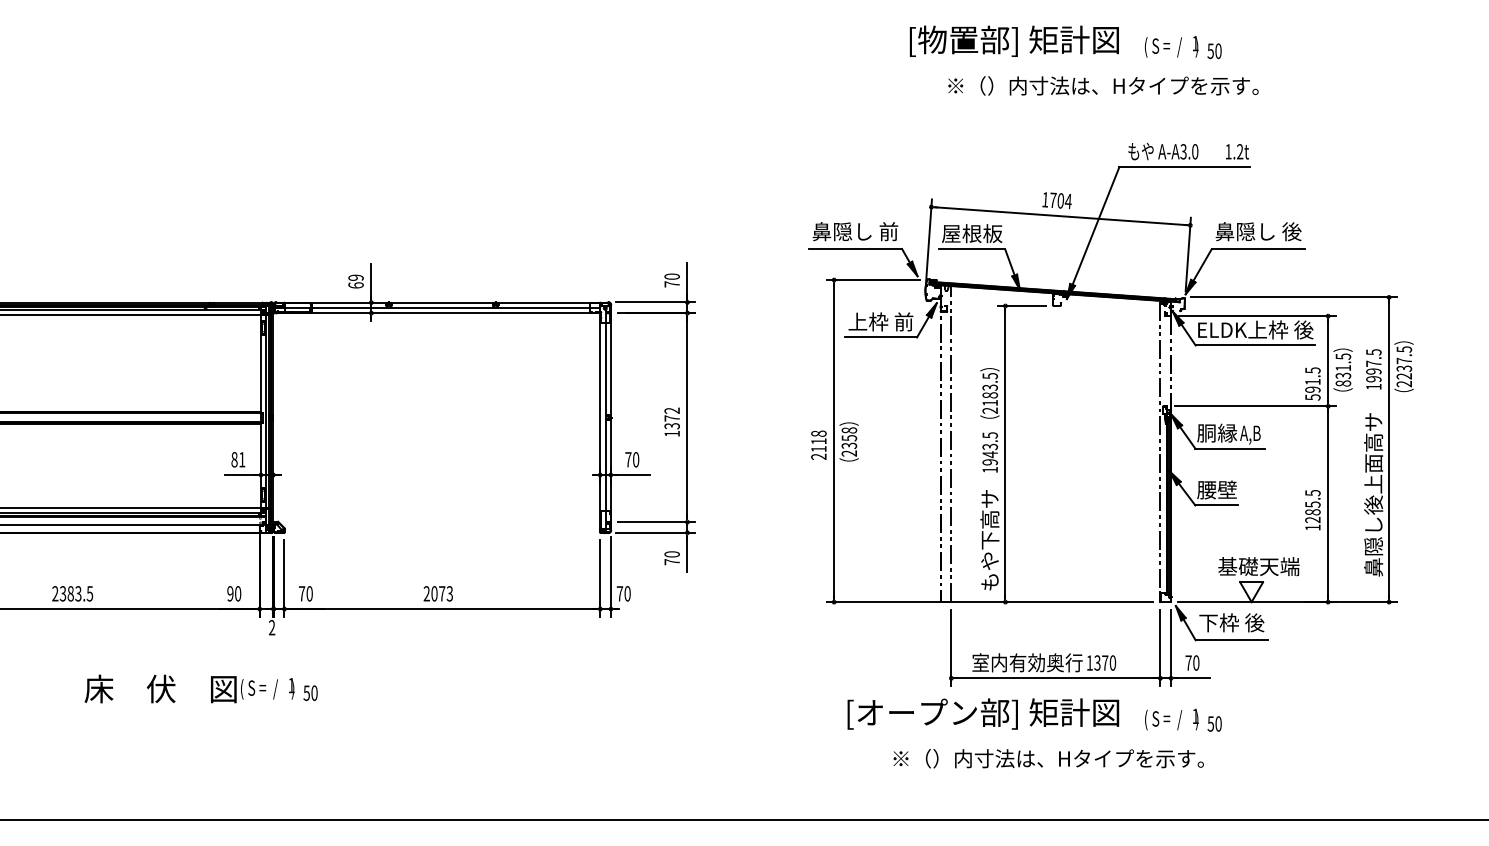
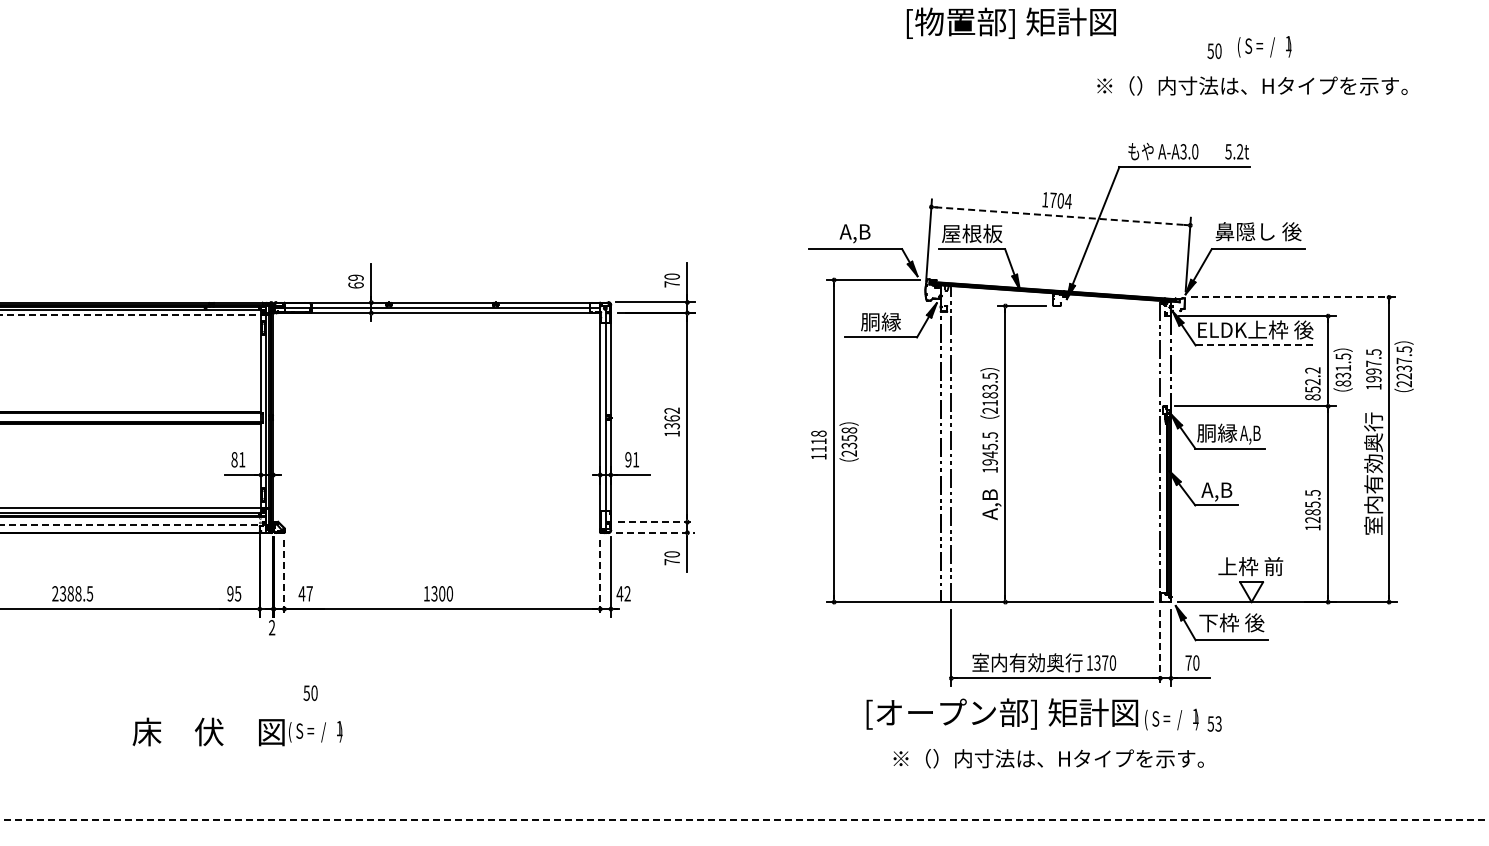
text position: (1013, 40) -> (1010, 22) (1010, 22)
text position: (1171, 46) -> (1264, 46) (1264, 46)
text position: (1103, 85) -> (1252, 85) (1252, 85)
text: 1.2t -> 5.2t (1228, 151)
line: solid -> dashed (1060, 216)
text: 鼻隠し 前 -> A,B (855, 232)
line: solid -> dashed (1294, 297)
line: solid -> dashed (135, 314)
text: 上枠 前 -> 胴縁 (880, 321)
line: solid -> dashed (1255, 345)
text: 591.5 -> 852.2 (1312, 383)
text: 1372 -> 1362 (671, 418)
text: 1943.5 -> 1945.5 (989, 446)
text: 2118 -> 1118 (818, 456)
text: 70 -> 91 (632, 459)
text: 腰壁 -> A,B (1216, 490)
text: 鼻隠し後上面高サ -> 室内有効奥行 (1373, 494)
line: solid -> dashed (657, 522)
line: solid -> dashed (134, 524)
line: solid -> dashed (655, 532)
text: もや下高サ -> A,B (990, 539)
text: 基礎天端 -> 上枠 前 (1258, 566)
line: solid -> dashed (284, 578)
line: solid -> dashed (600, 578)
text: 2383.5 -> 2388.5 (78, 593)
text: 90 -> 95 (237, 593)
text: 70 -> 47 (305, 593)
text: 2073 -> 1300 (438, 593)
text: 70 -> 42 (623, 593)
line: solid -> dashed (1160, 648)
text position: (189, 688) -> (237, 731) (237, 731)
text position: (983, 713) -> (1002, 713) (1002, 713)
text: 50 -> 53 (1218, 723)
line: solid -> dashed (744, 820)
